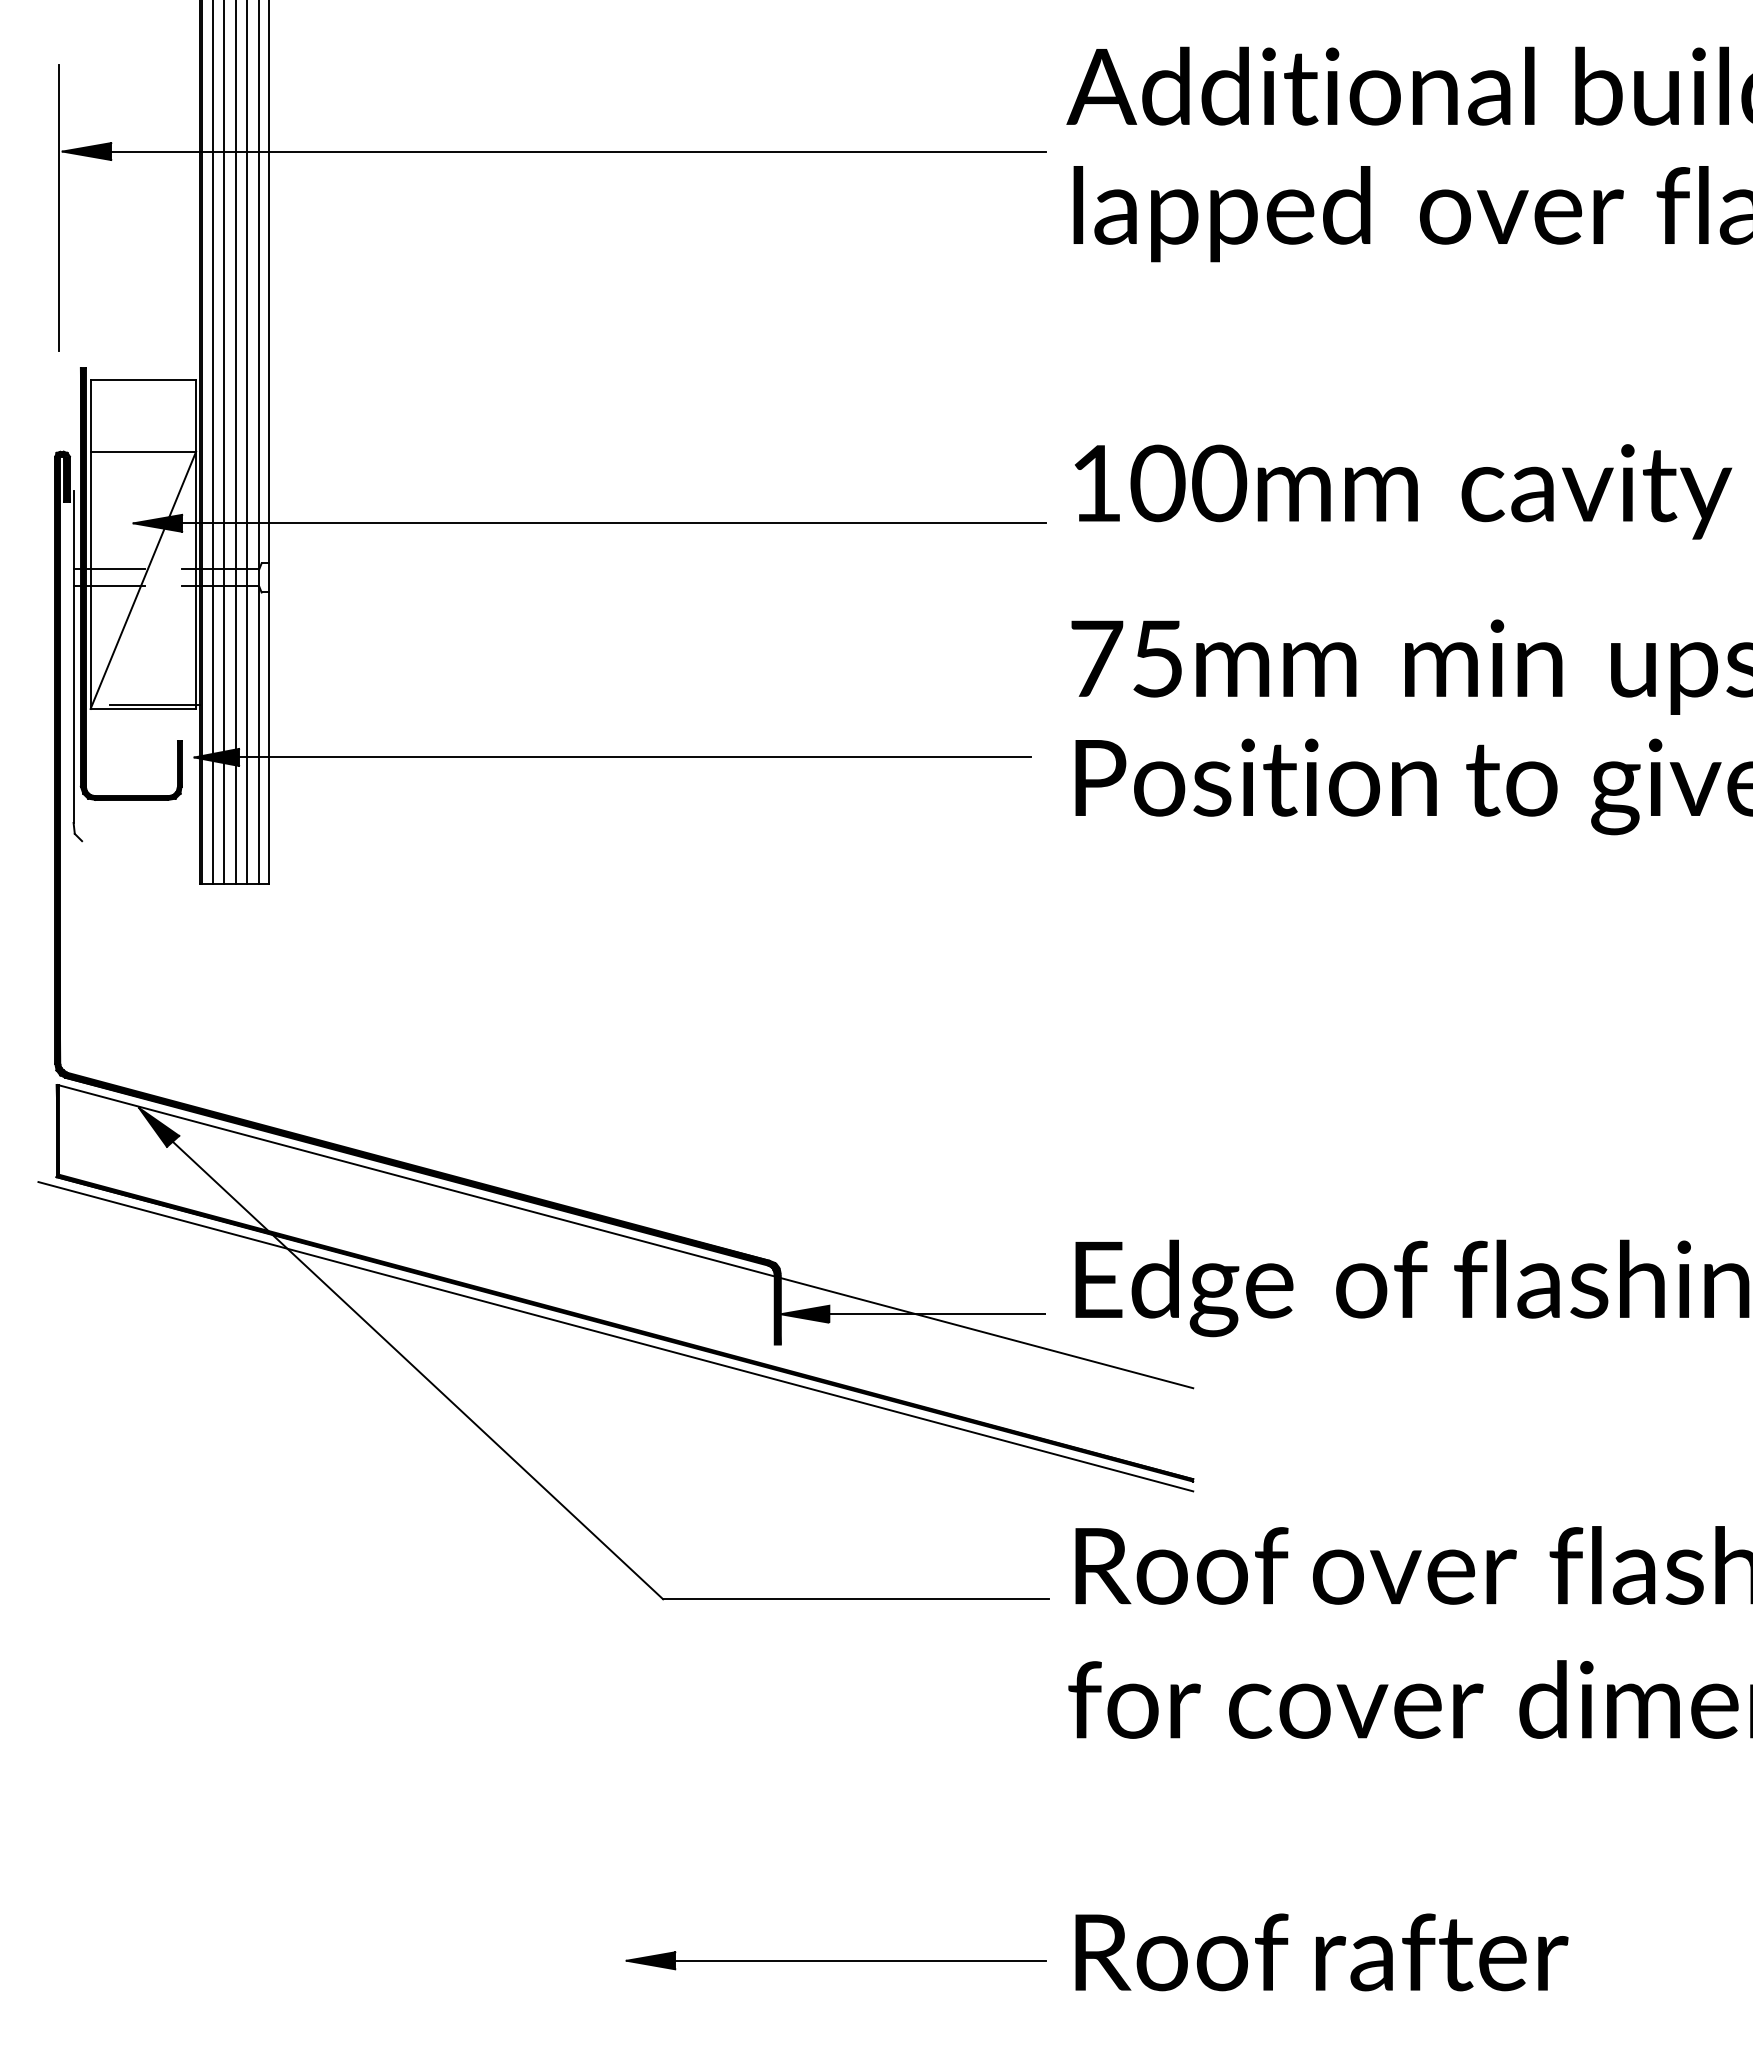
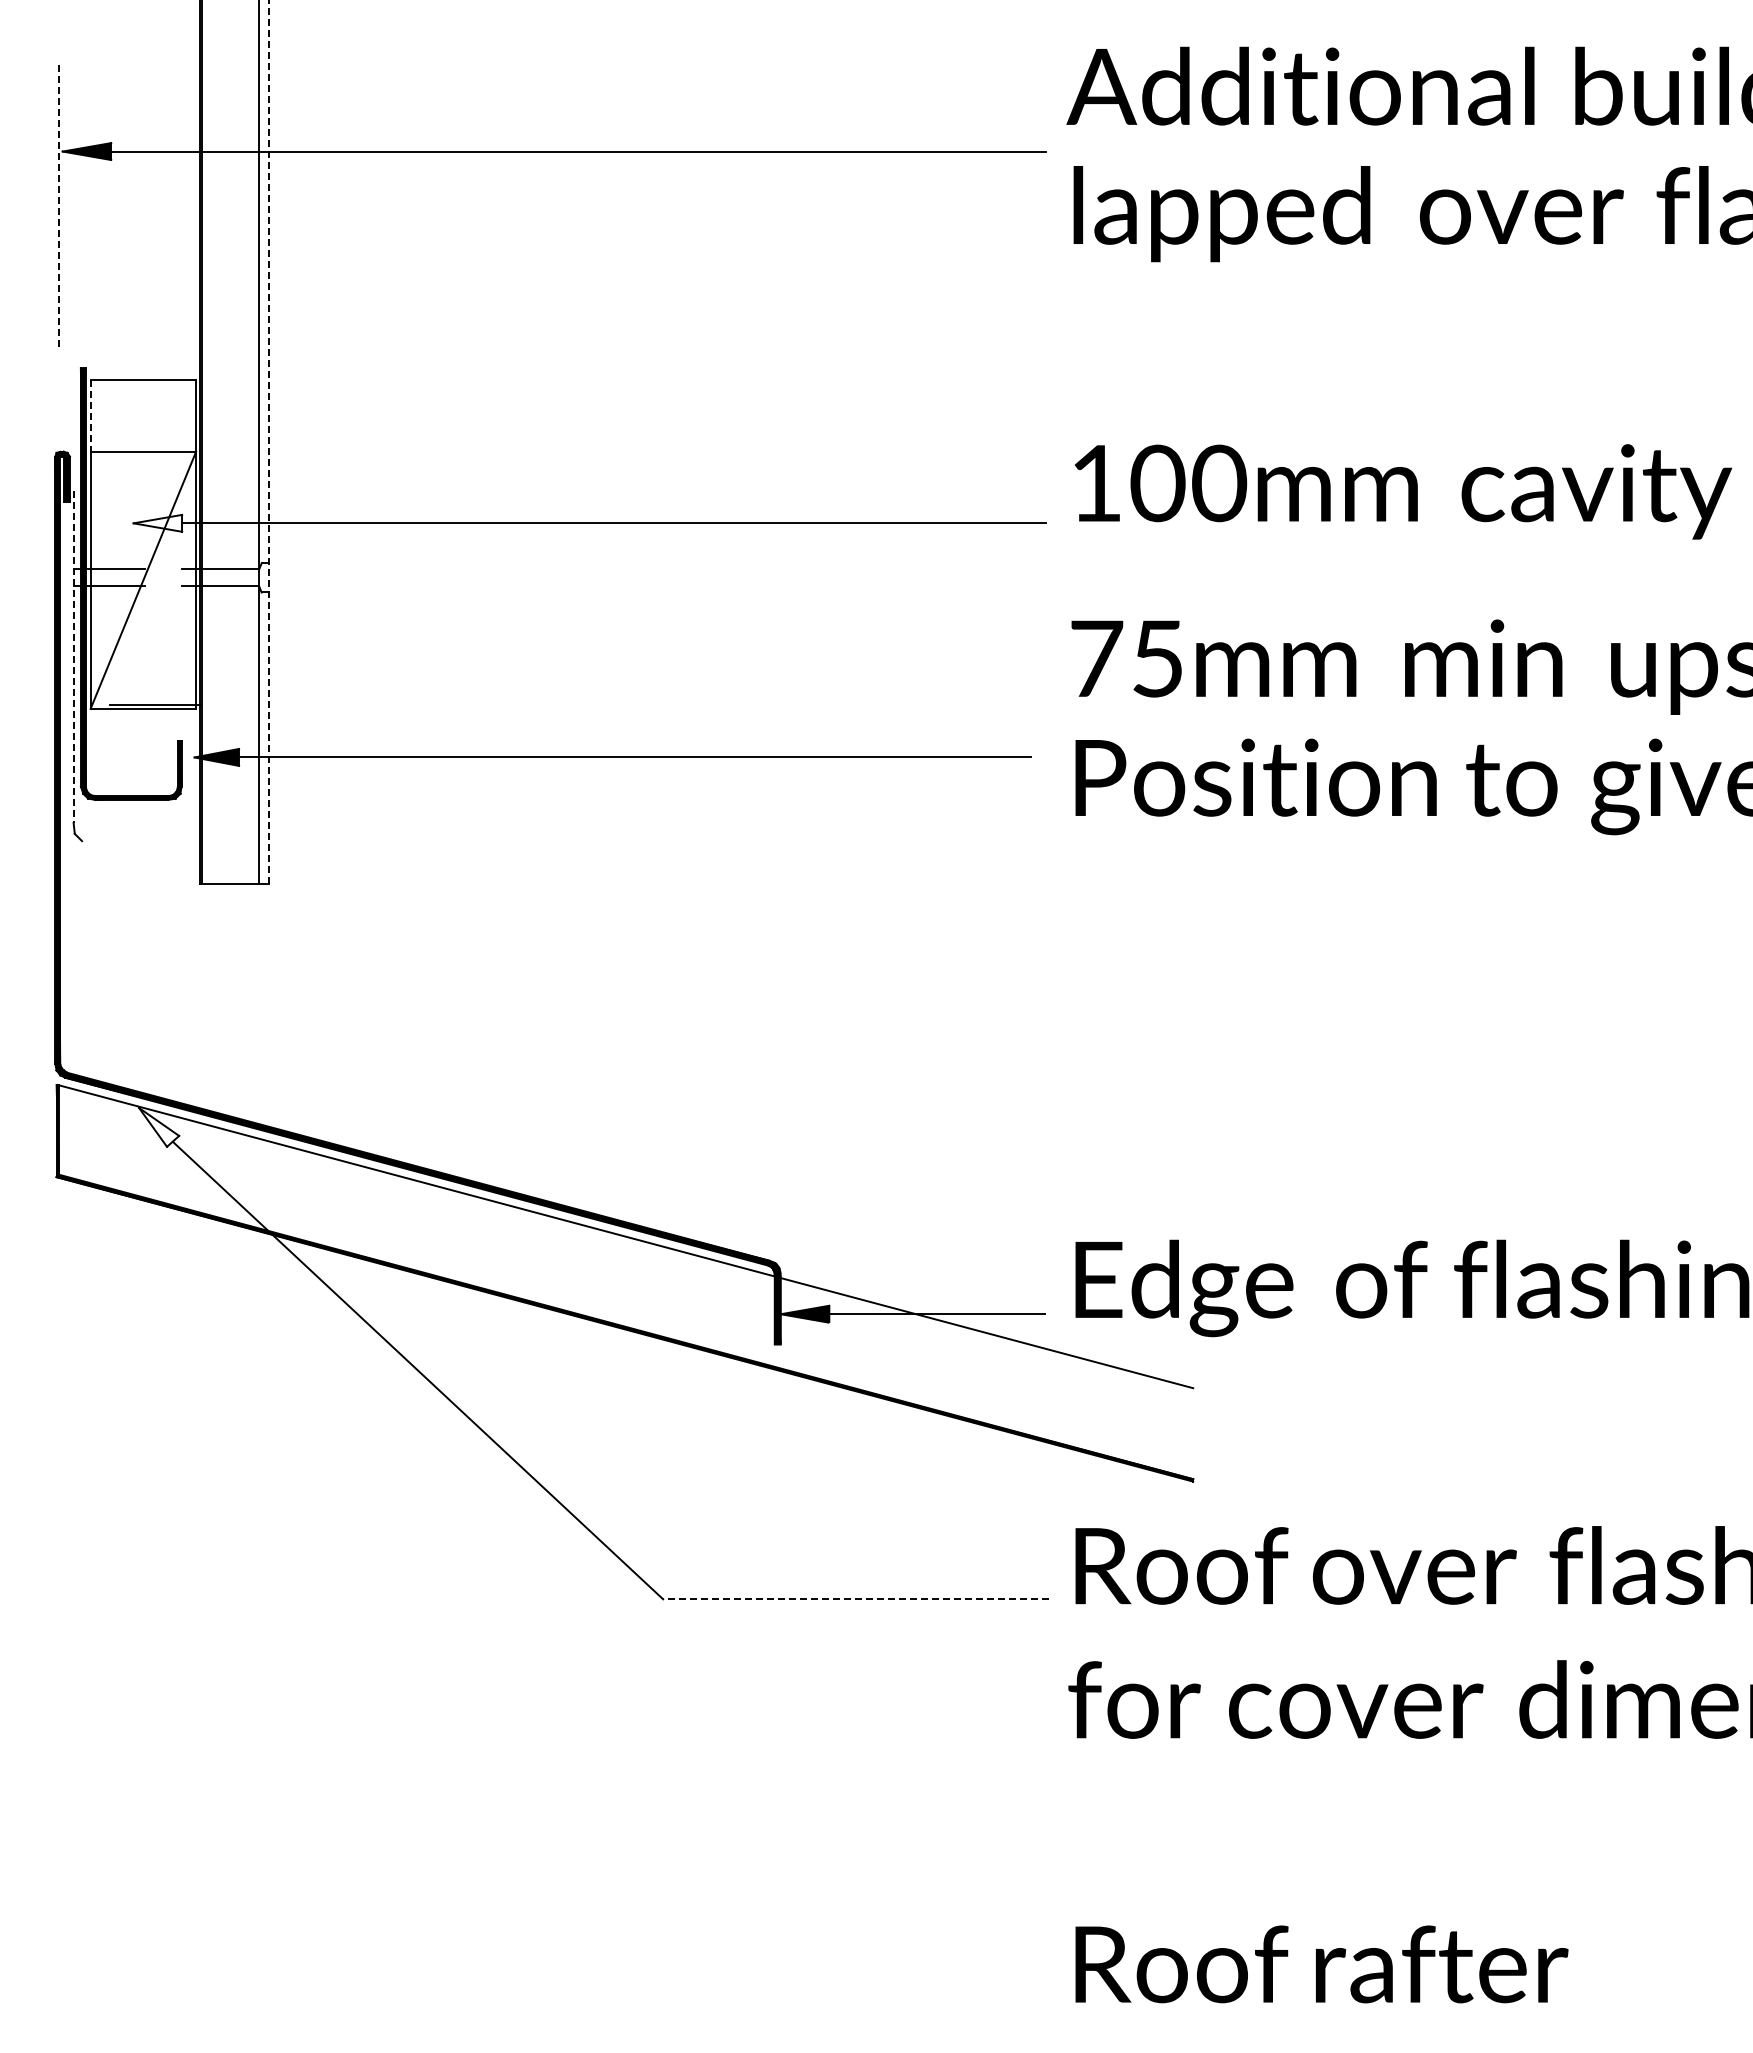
line: solid -> dashed (59, 208)
line: solid -> dashed (90, 416)
line: solid -> dashed (268, 441)
line: present -> none (213, 442)
line: present -> none (224, 442)
line: present -> none (236, 442)
line: present -> none (247, 442)
fill: present -> none (157, 522)
line: solid -> dashed (73, 657)
fill: present -> none (159, 1127)
line: present -> none (615, 1336)
line: solid -> dashed (856, 1599)
text position: (1321, 1952) -> (1321, 1964) (1321, 1964)
part: present -> none (835, 1960)
